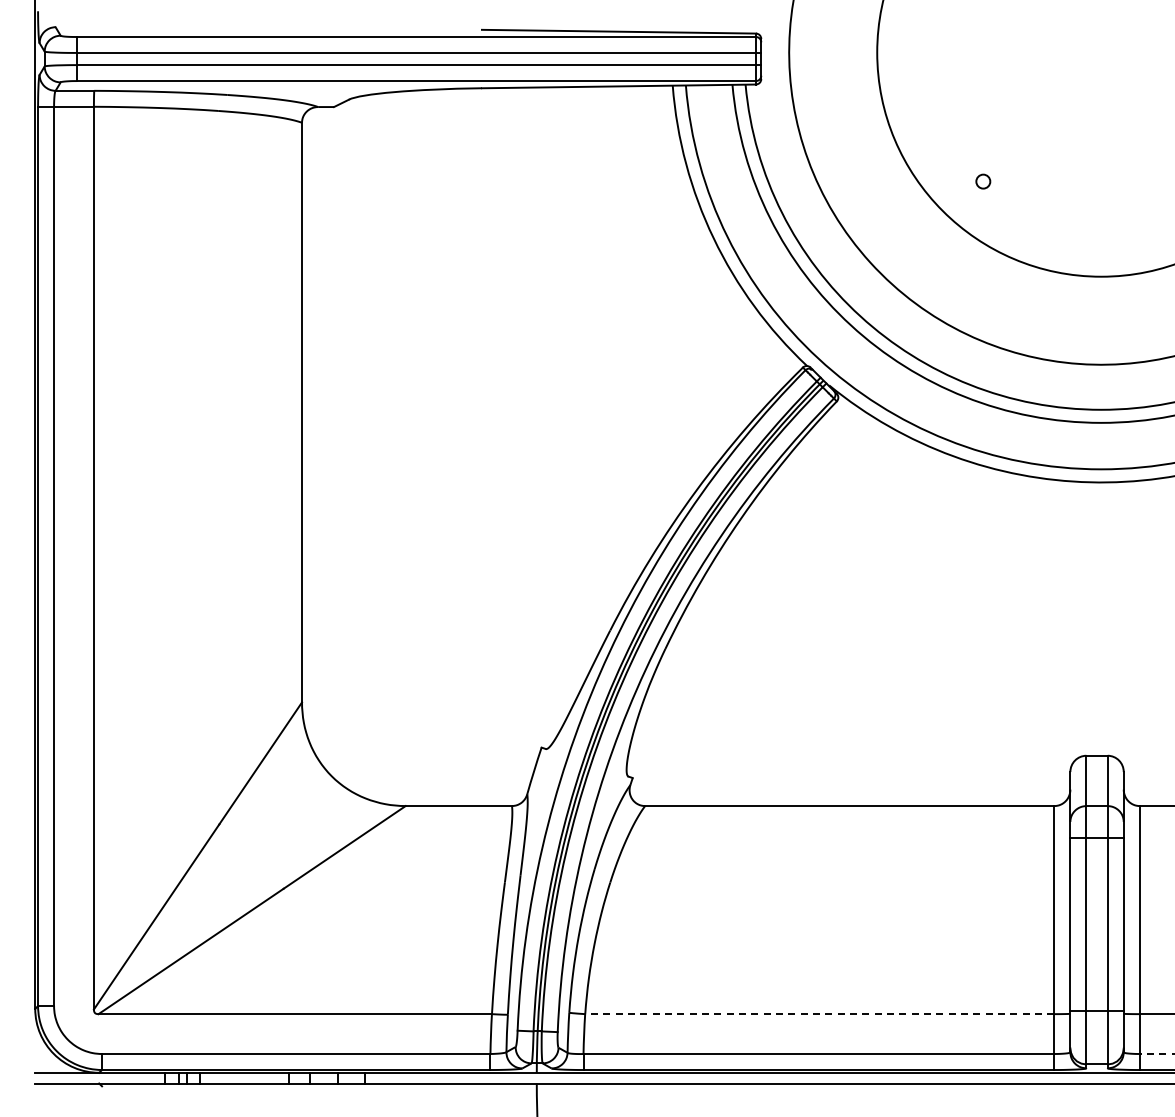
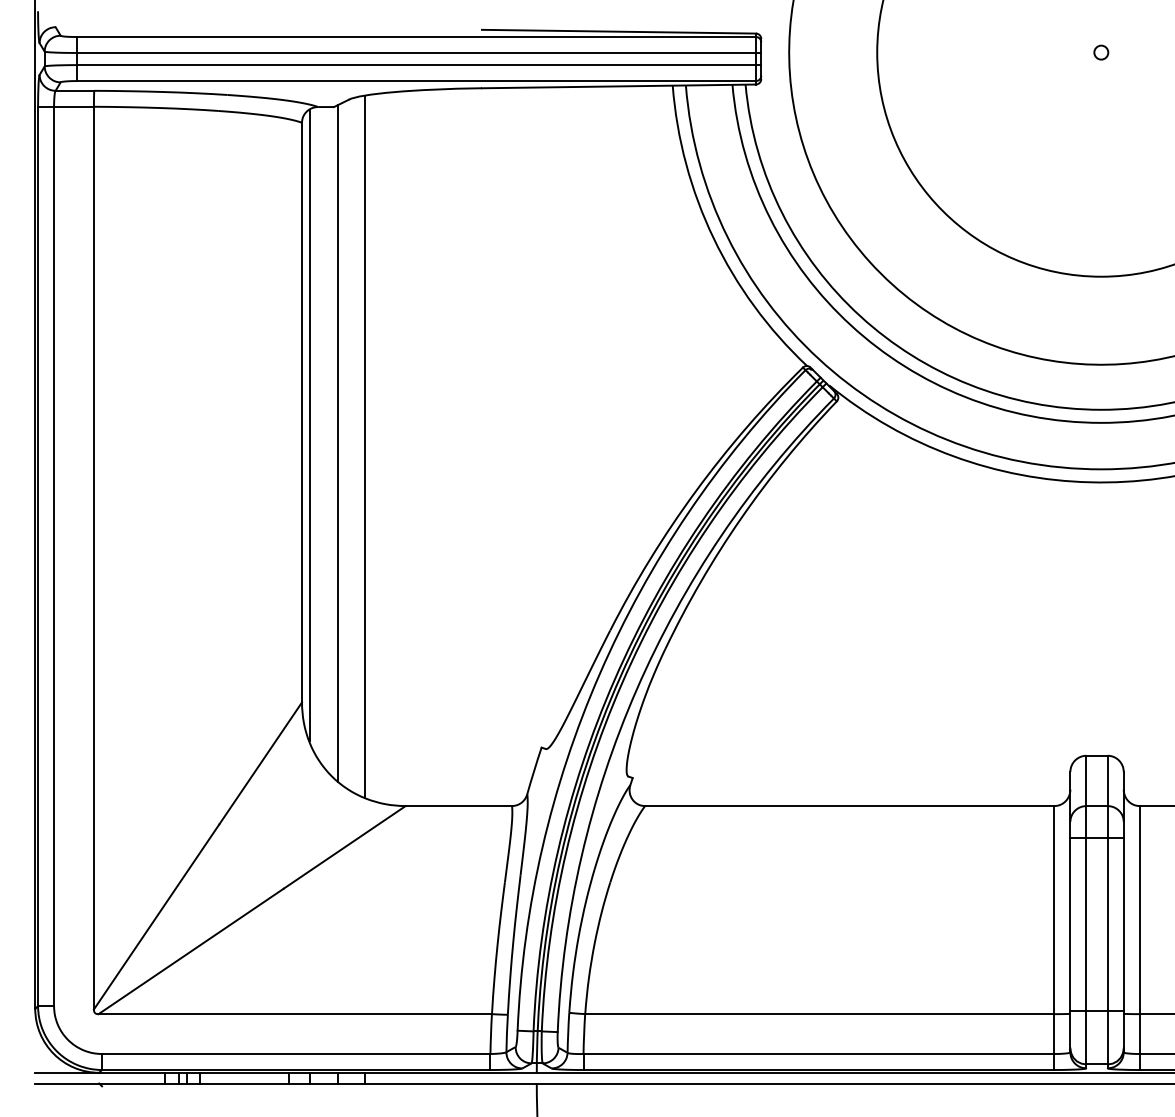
circle position: (983, 181) -> (1101, 52) (1101, 52)
line: none -> present (309, 424)
line: none -> present (338, 443)
line: none -> present (364, 446)
line: dashed -> solid (819, 1014)
line: dashed -> solid (1156, 1053)
